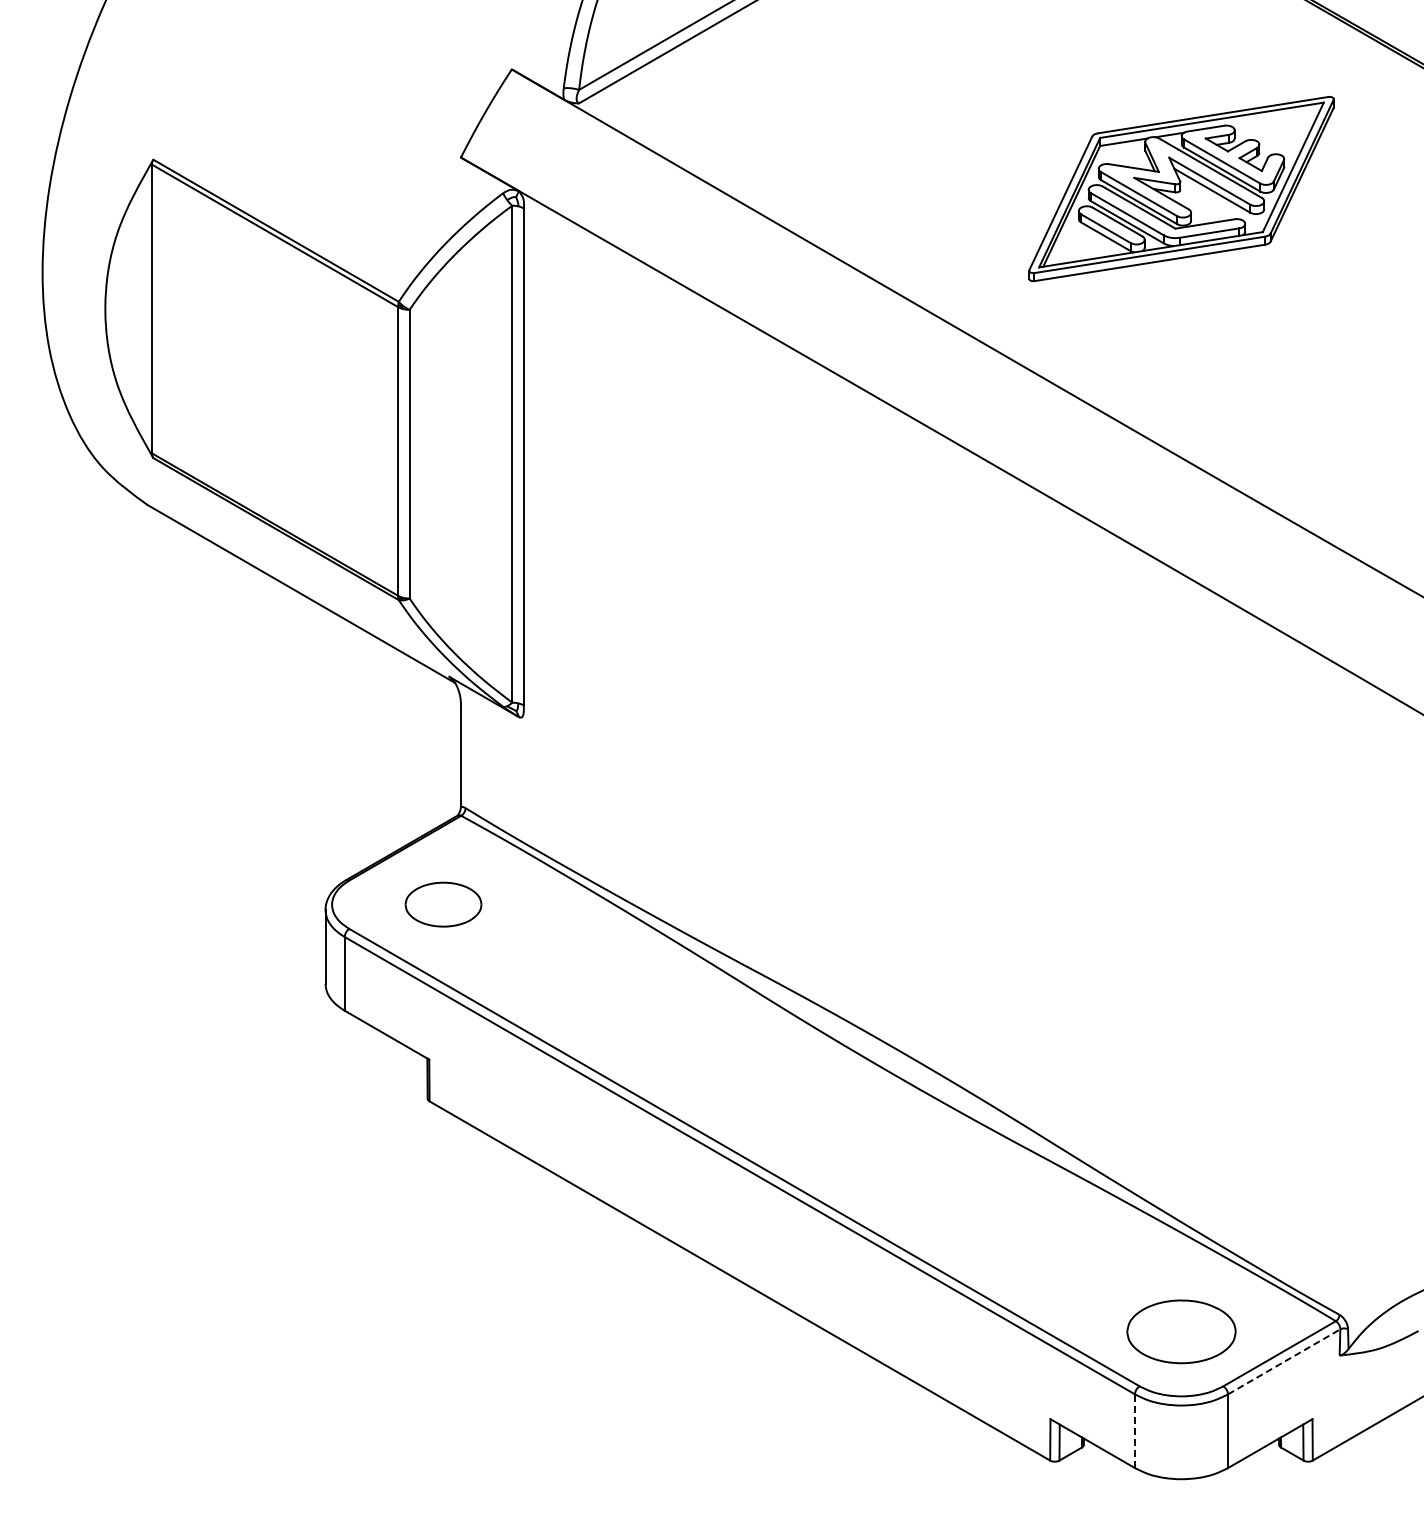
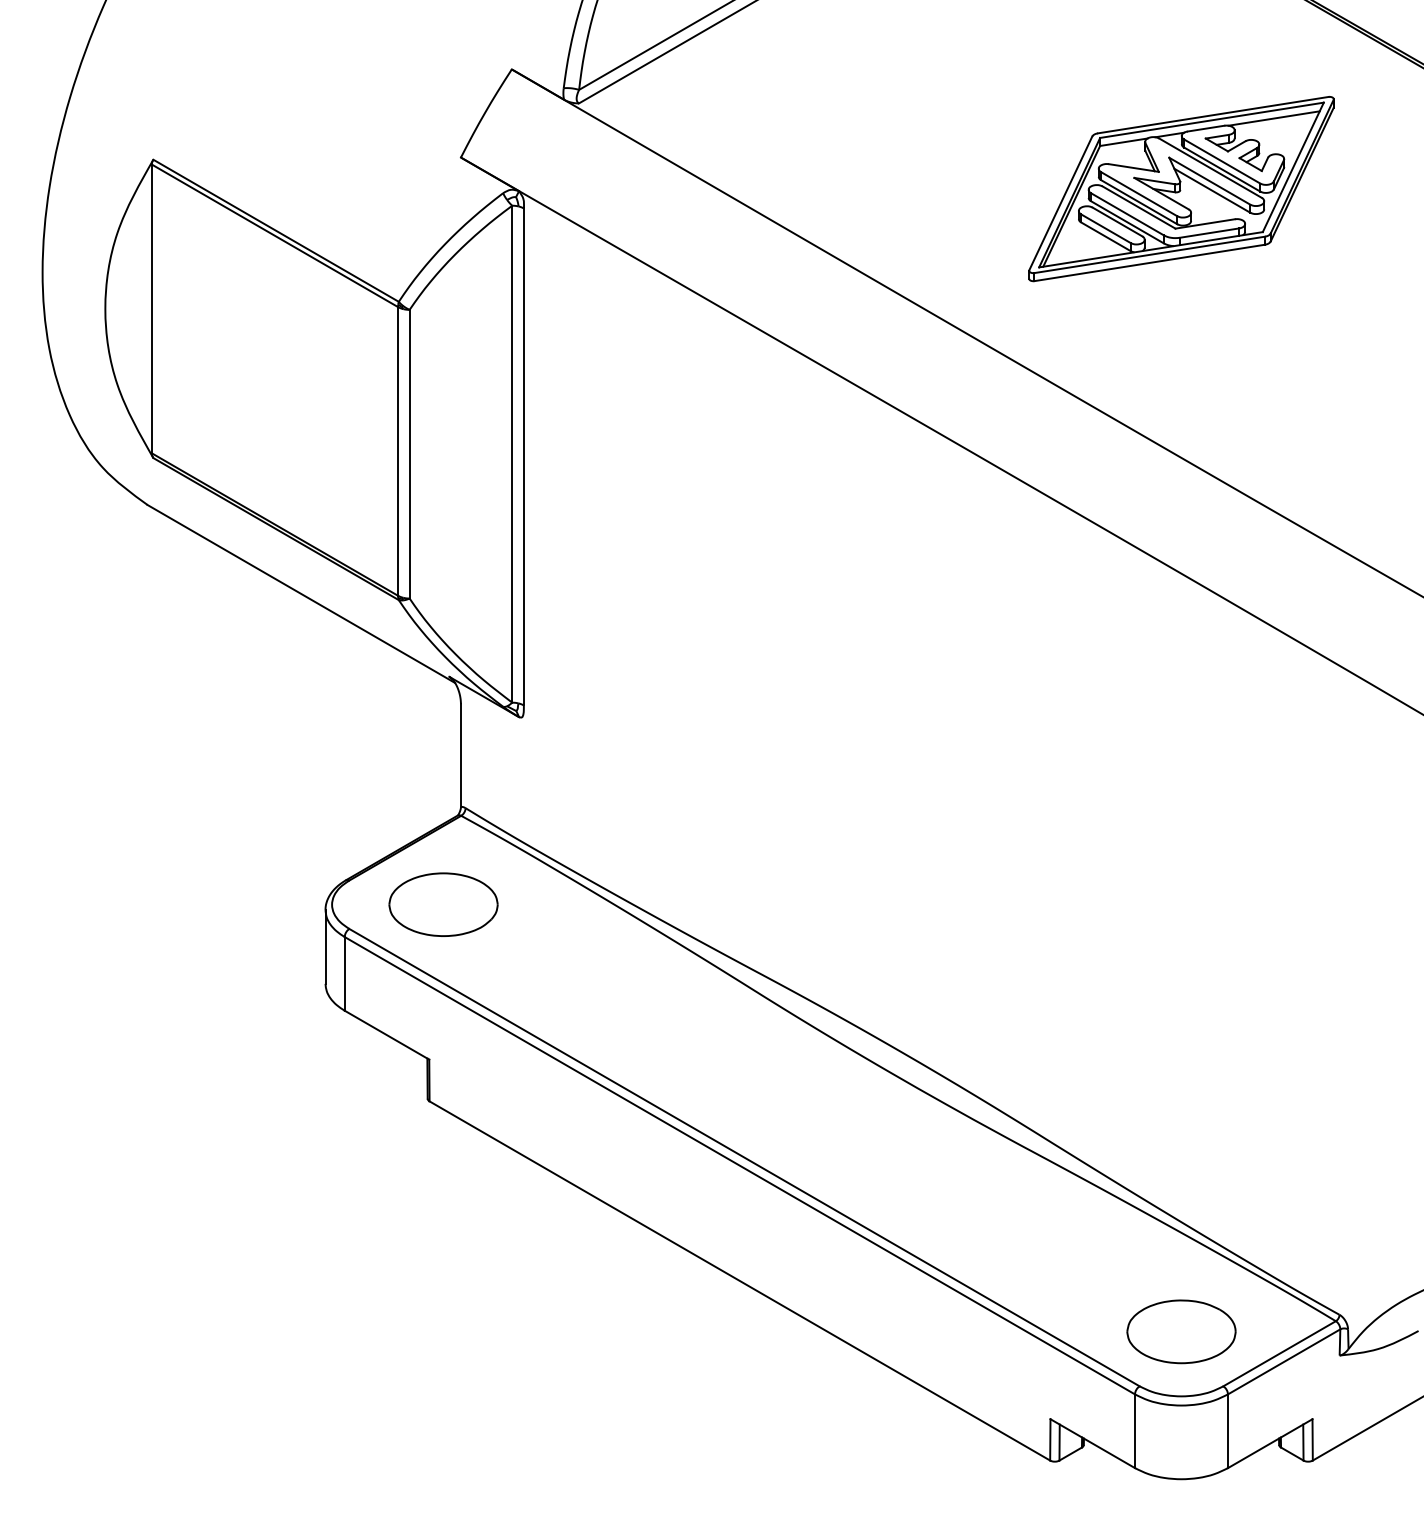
line: none -> present (1273, 118)
part size: 79x47 px -> 111x65 px (443, 904)
line: dashed -> solid (1284, 1361)
line: dashed -> solid (1135, 1431)
